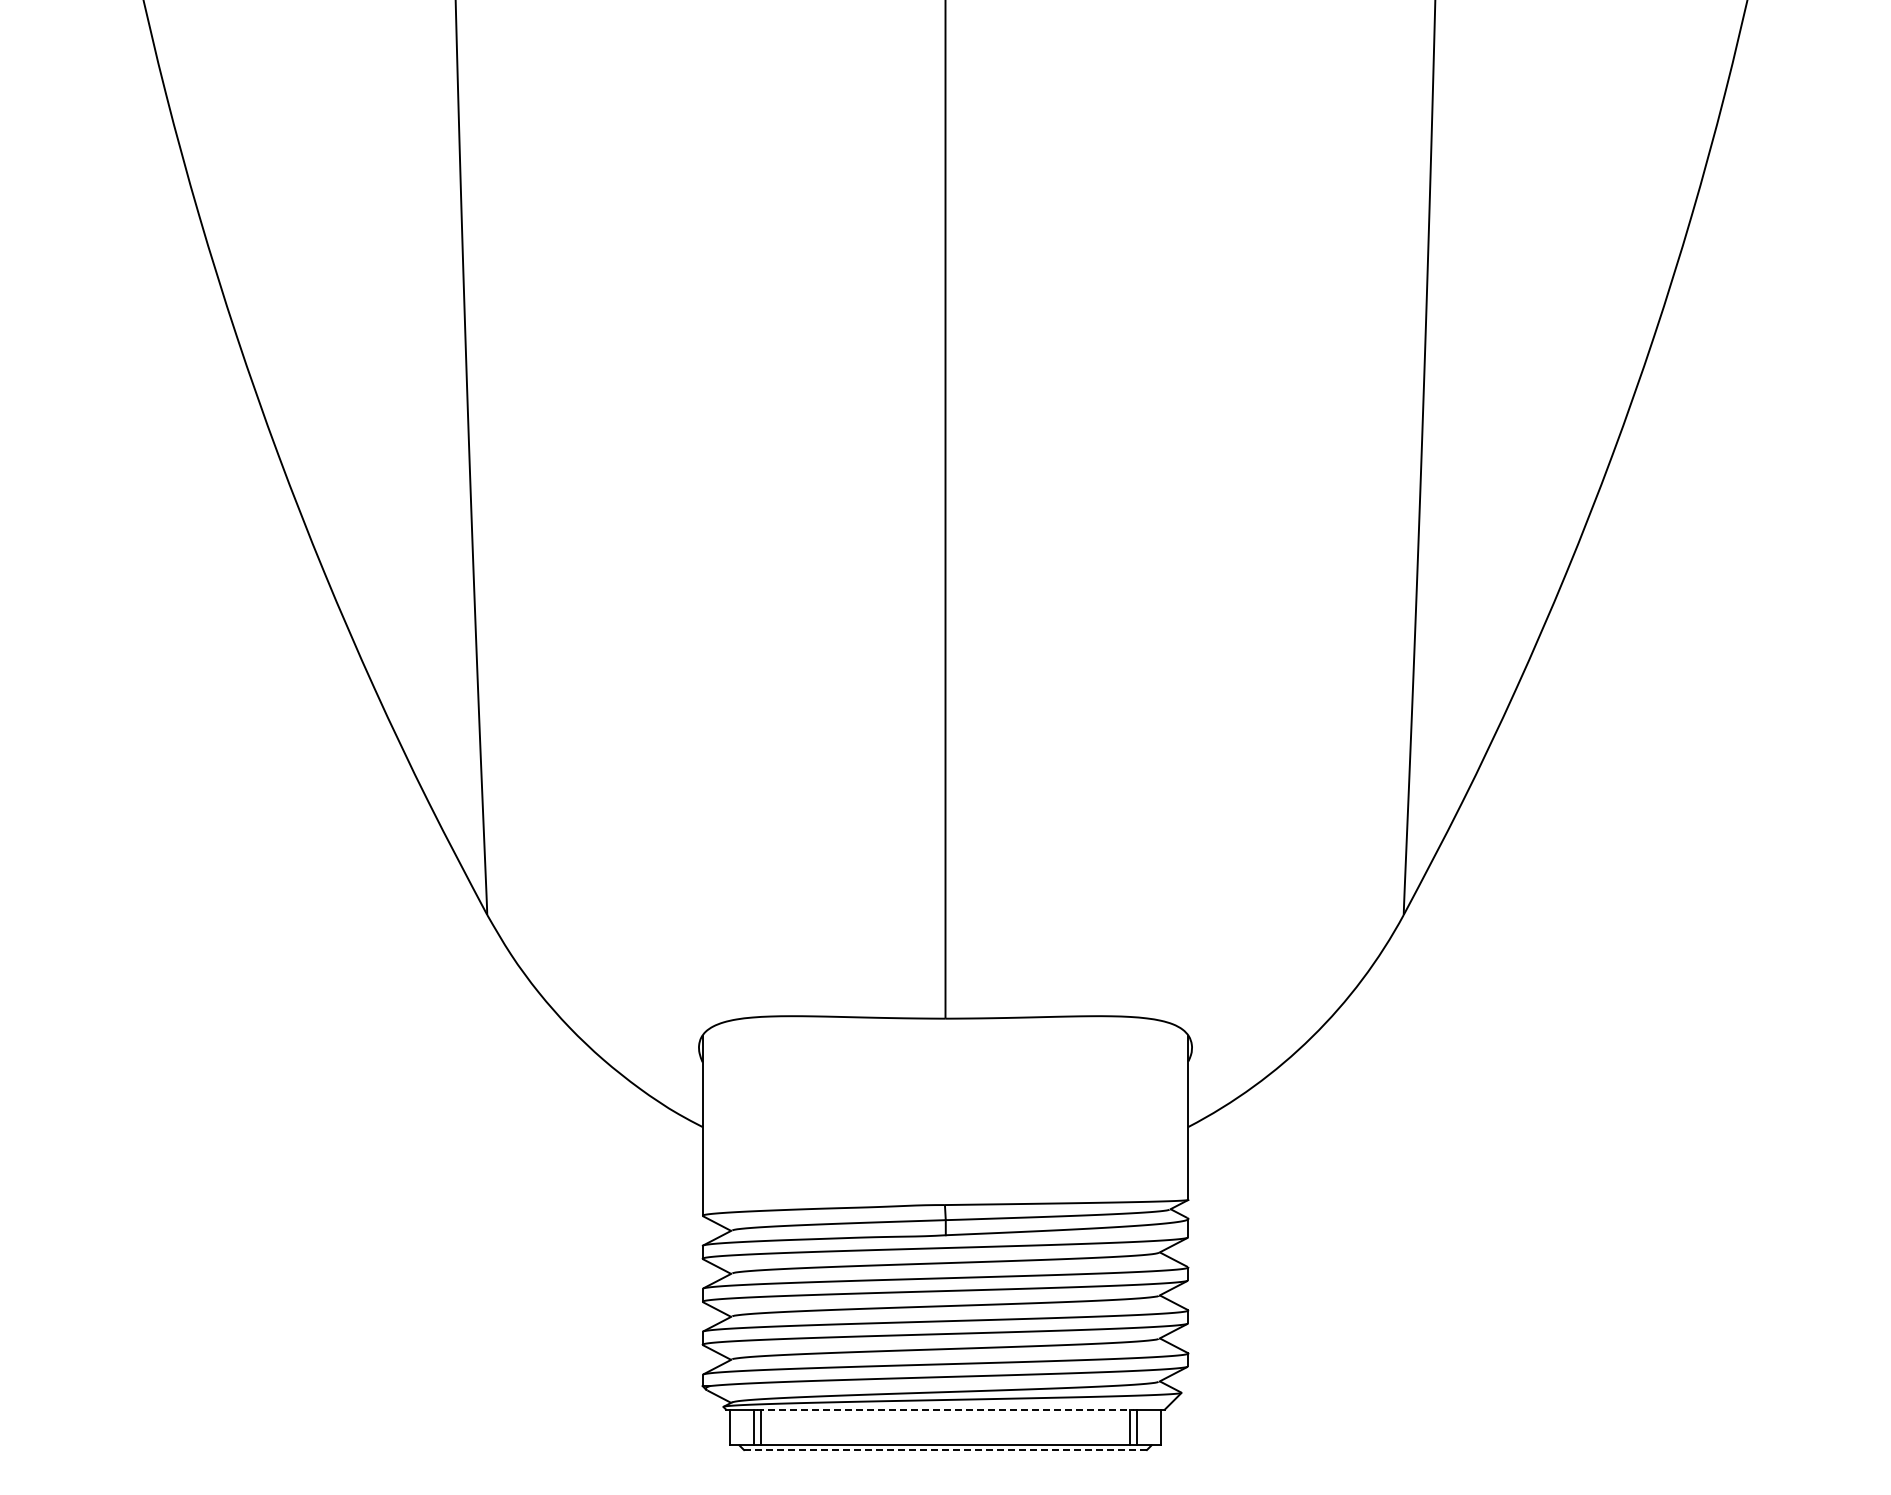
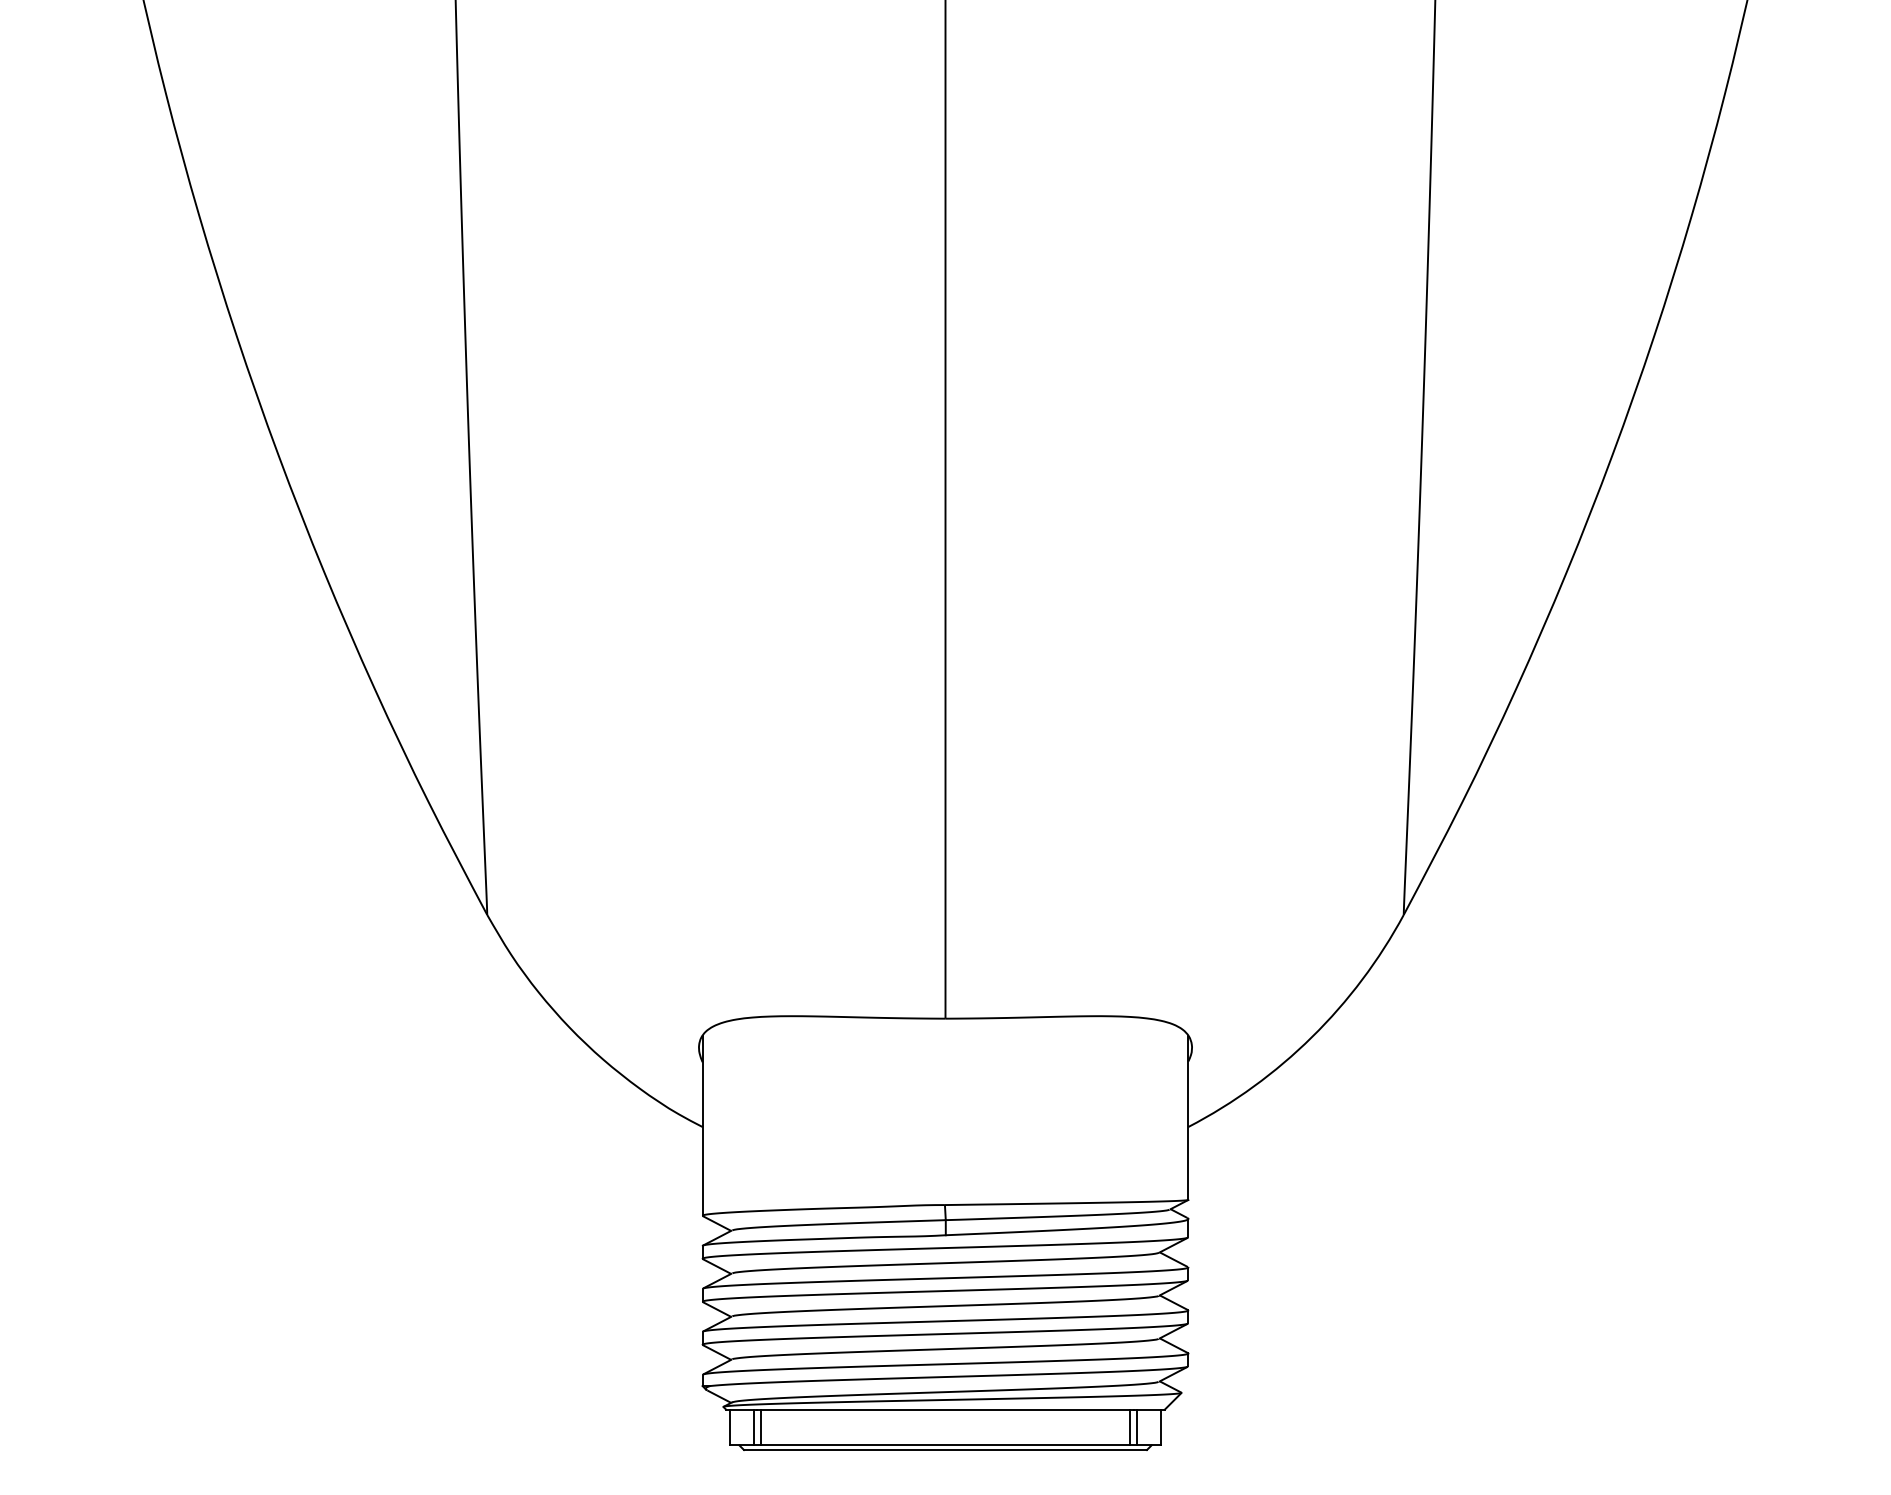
line: dashed -> solid (946, 1409)
line: dashed -> solid (945, 1450)
